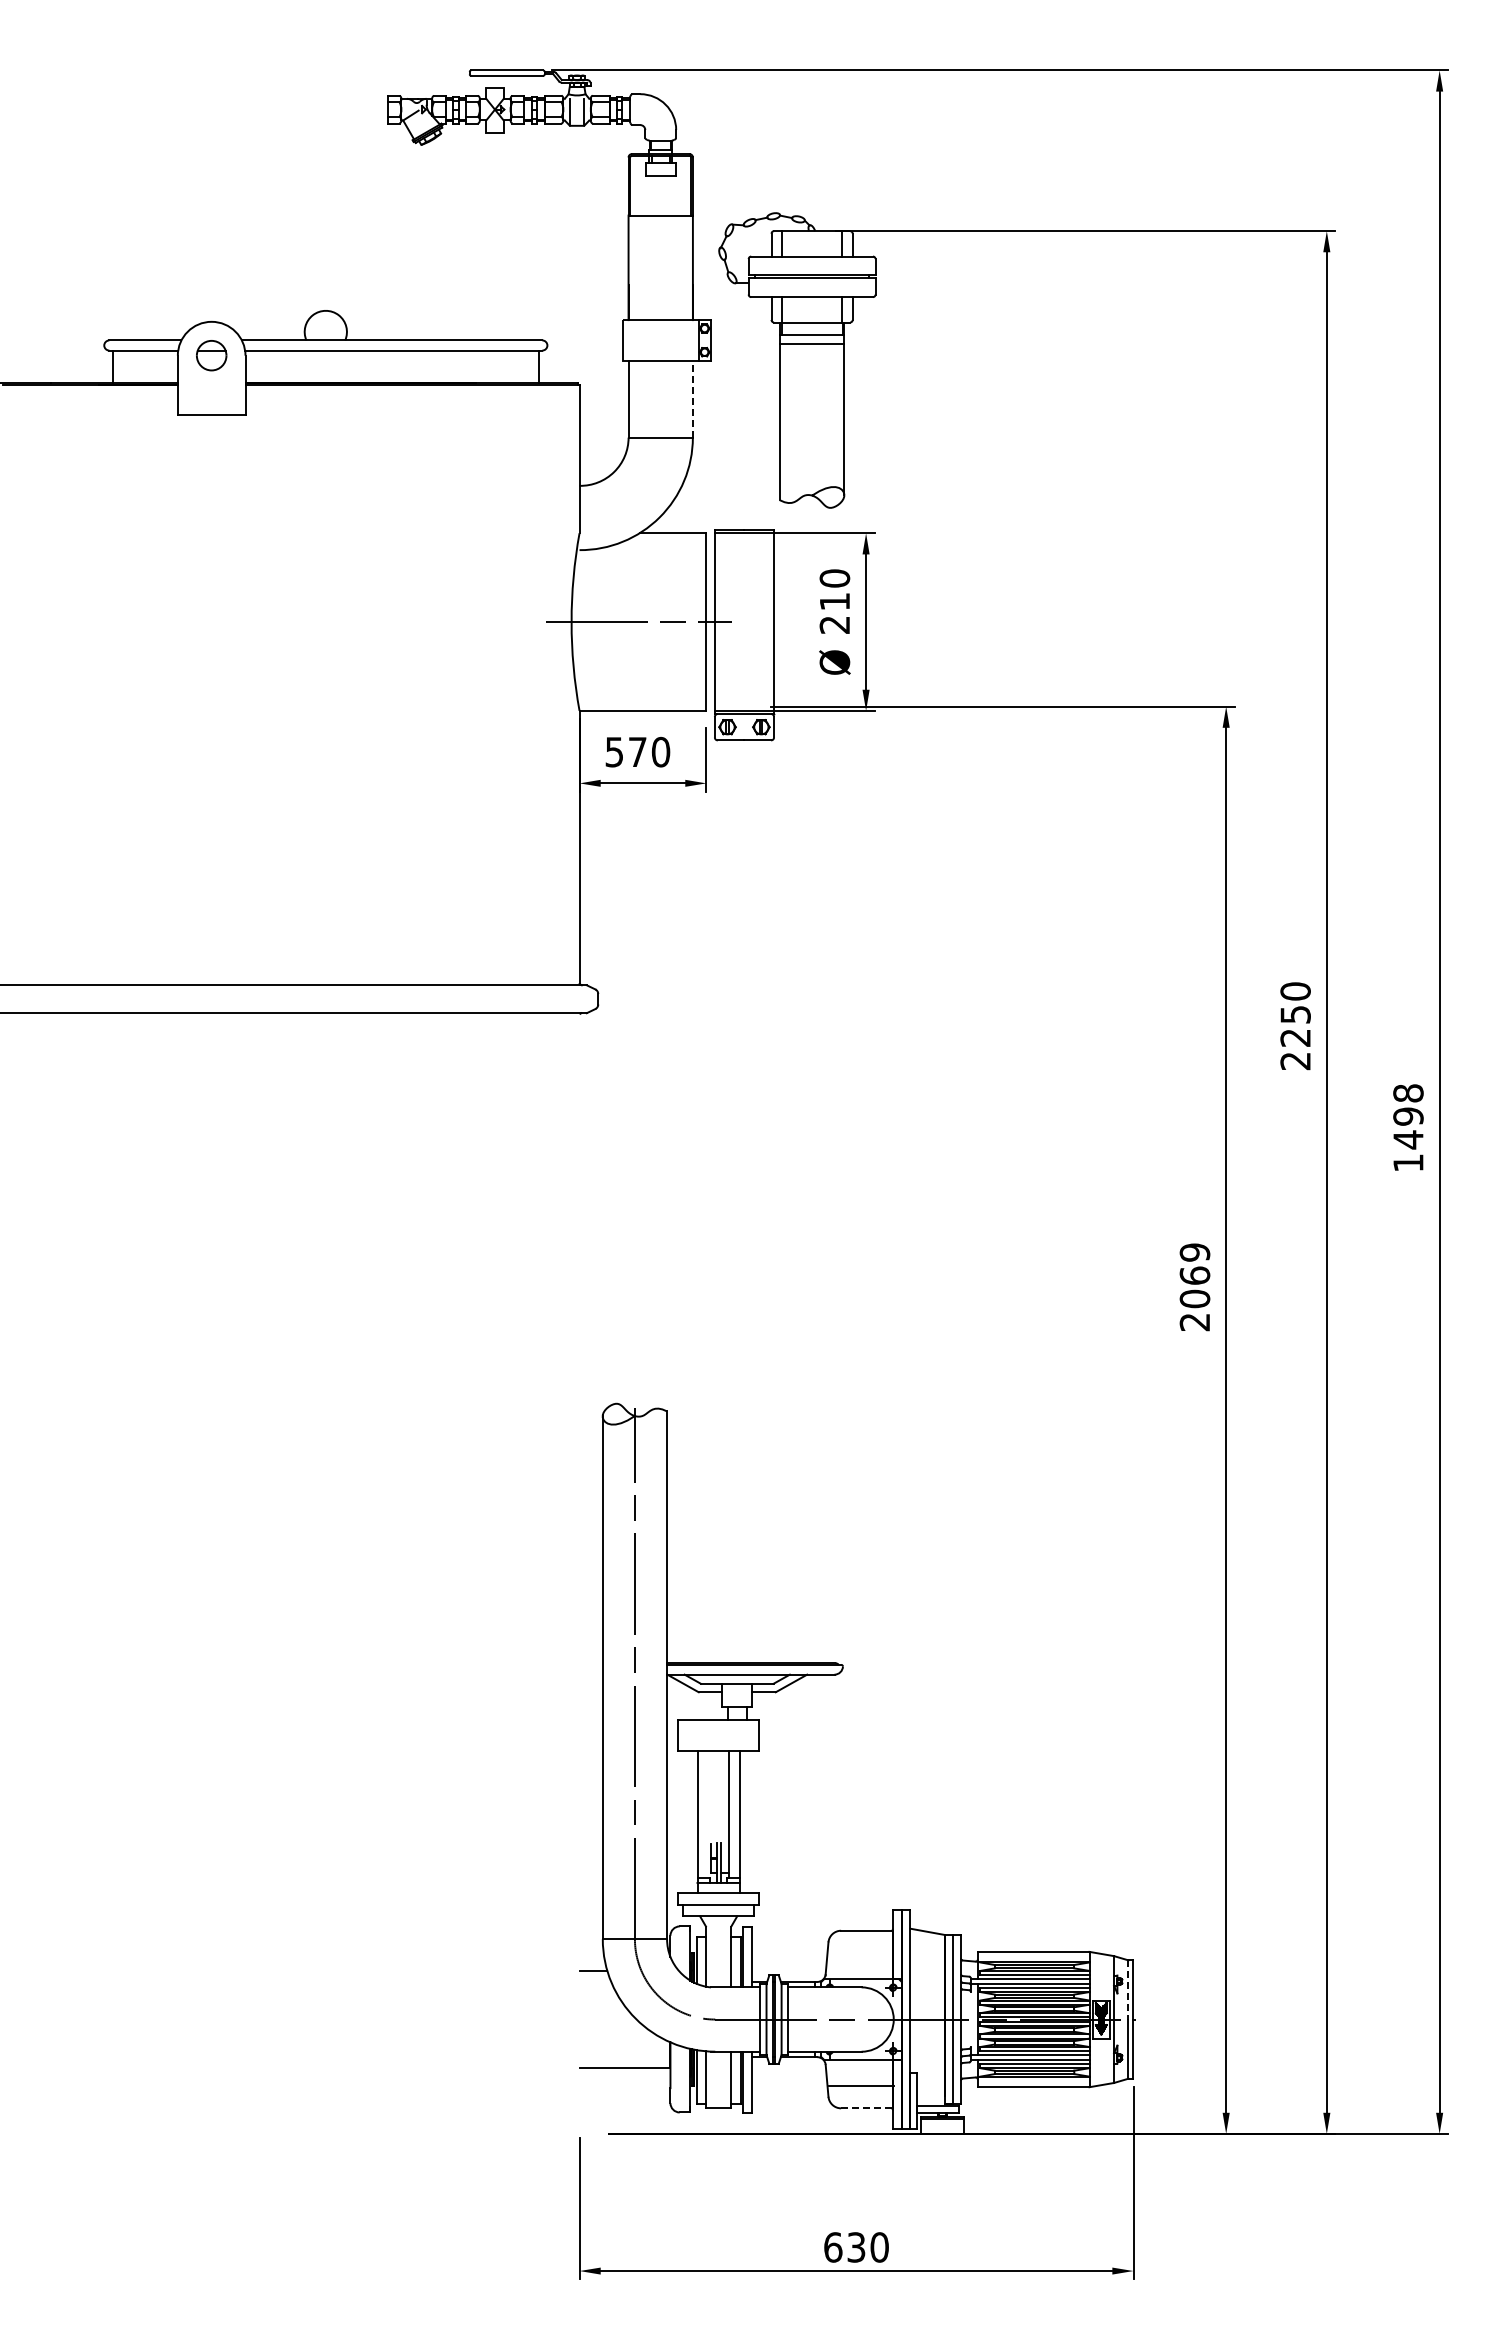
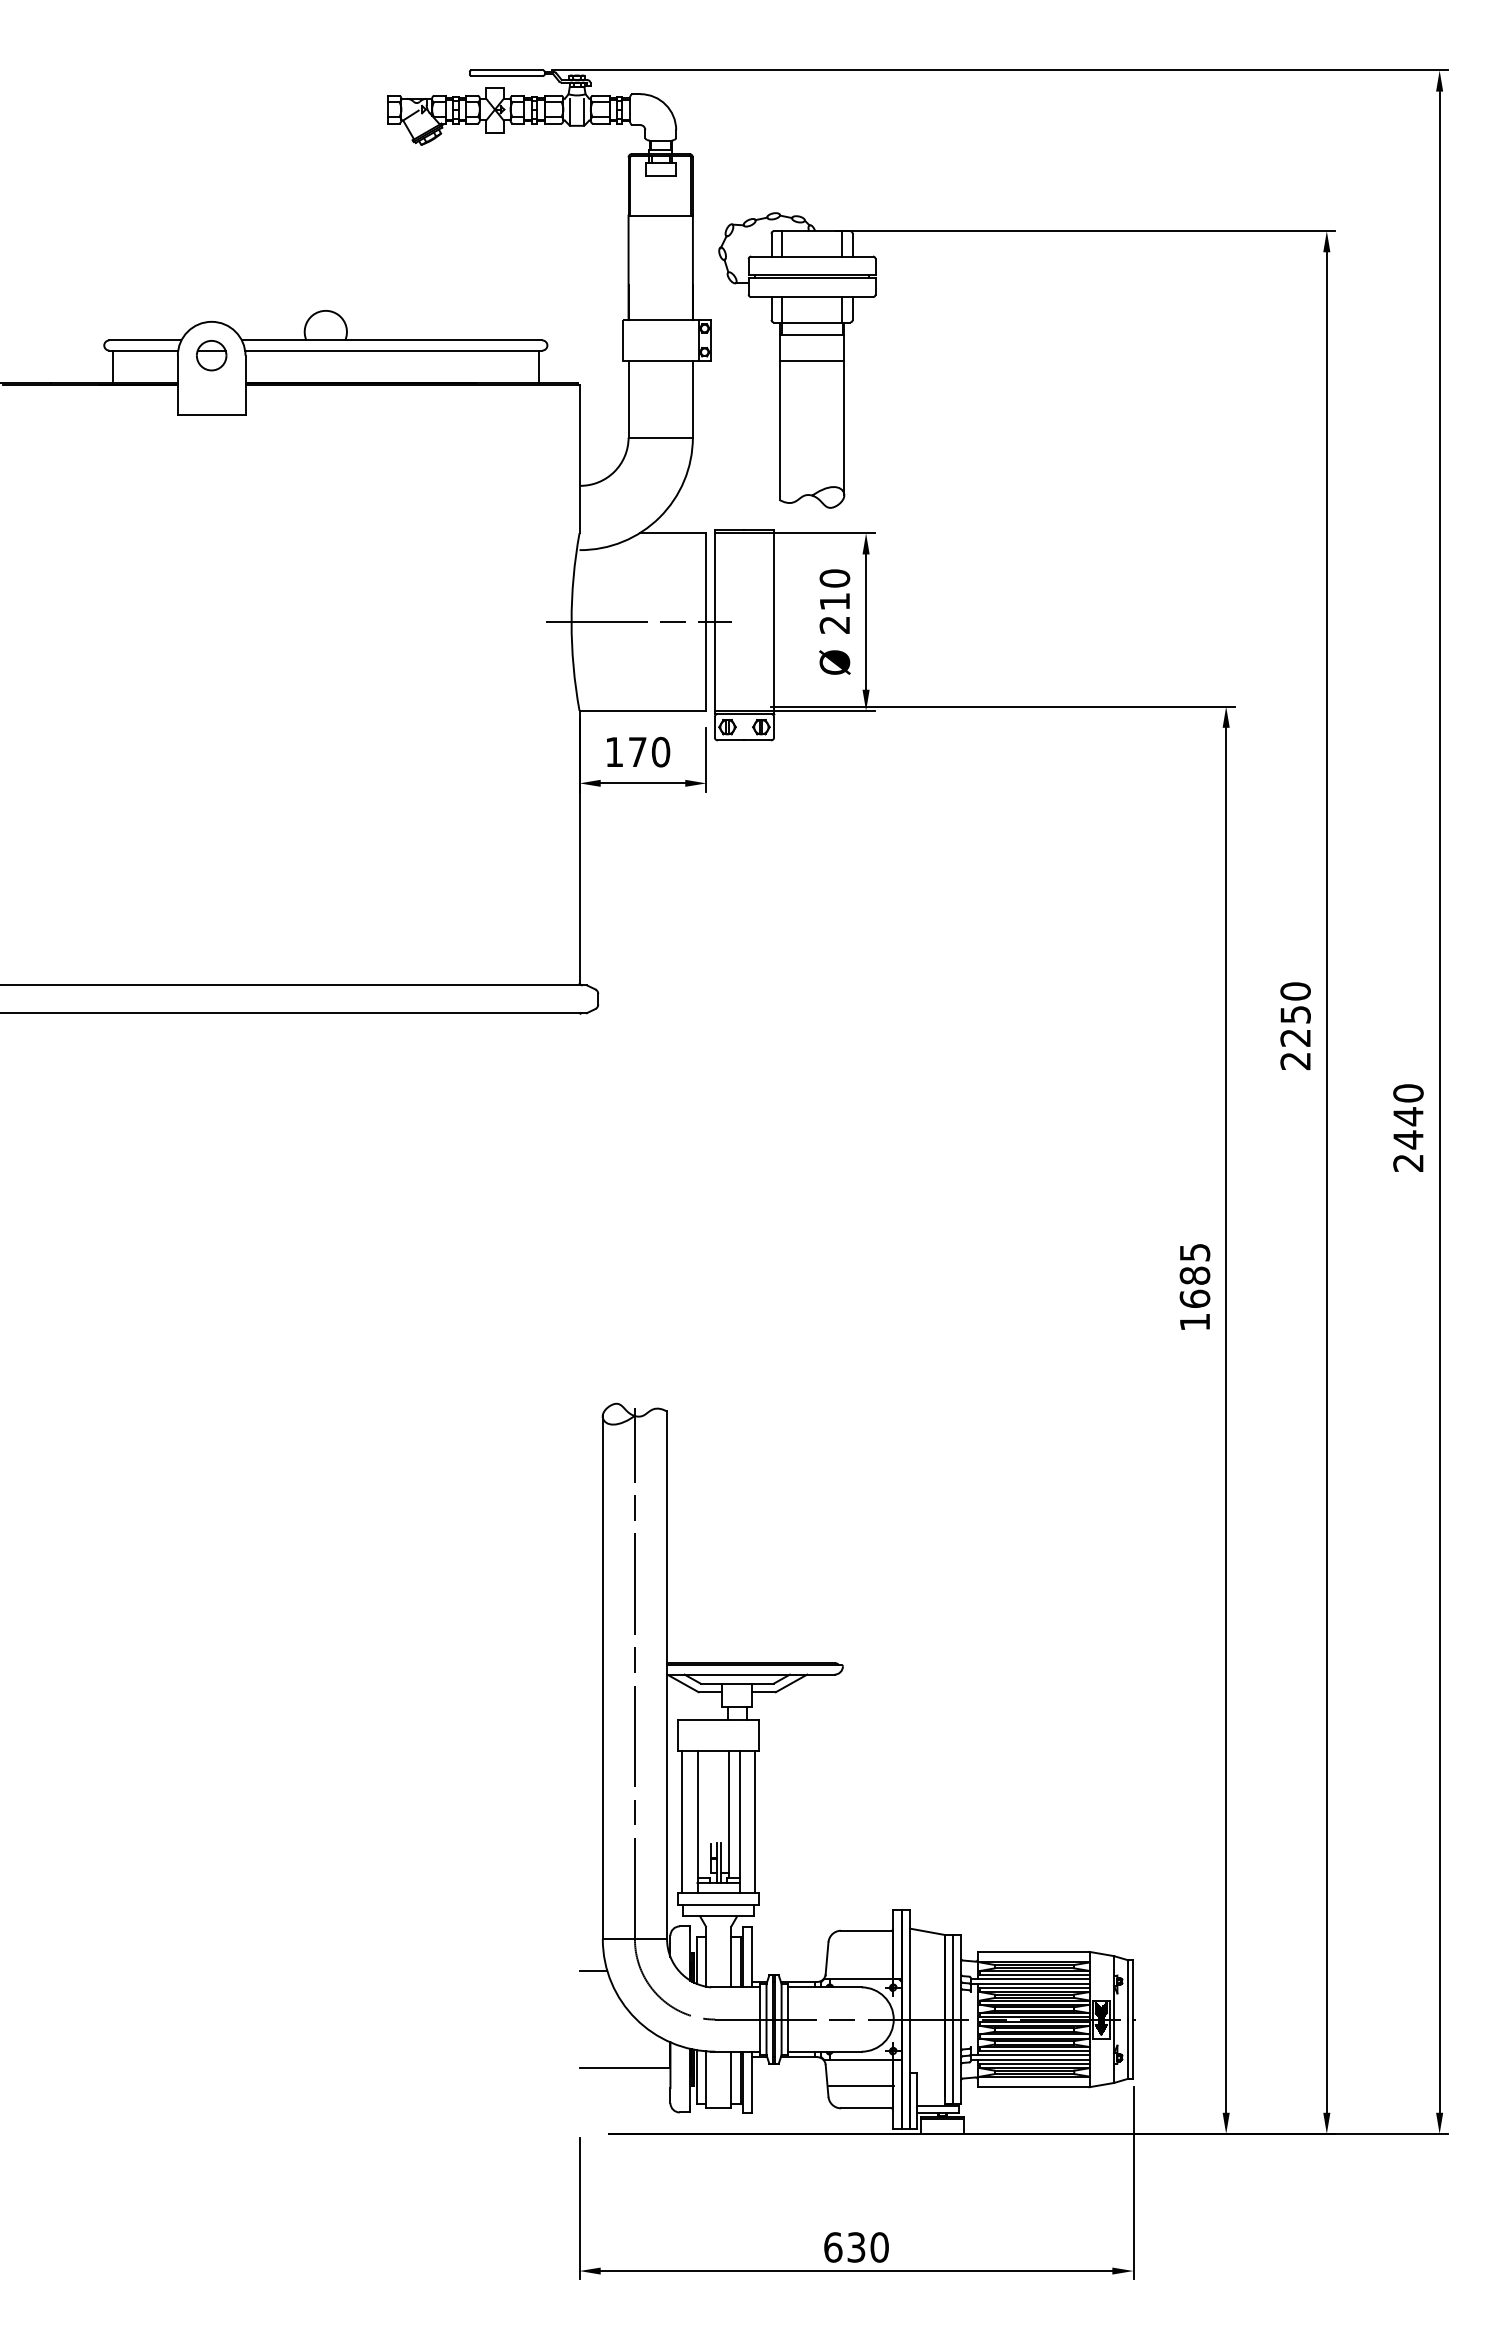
line position: (811, 343) -> (811, 360) (811, 360)
line: dashed -> solid (692, 398)
text: 570 -> 170 (613, 752)
text: 1498 -> 2440 (1408, 1127)
text: 2069 -> 1685 (1194, 1287)
line: none -> present (682, 1821)
line: none -> present (755, 1821)
line: dashed -> solid (1128, 1989)
line: dashed -> solid (867, 2108)
